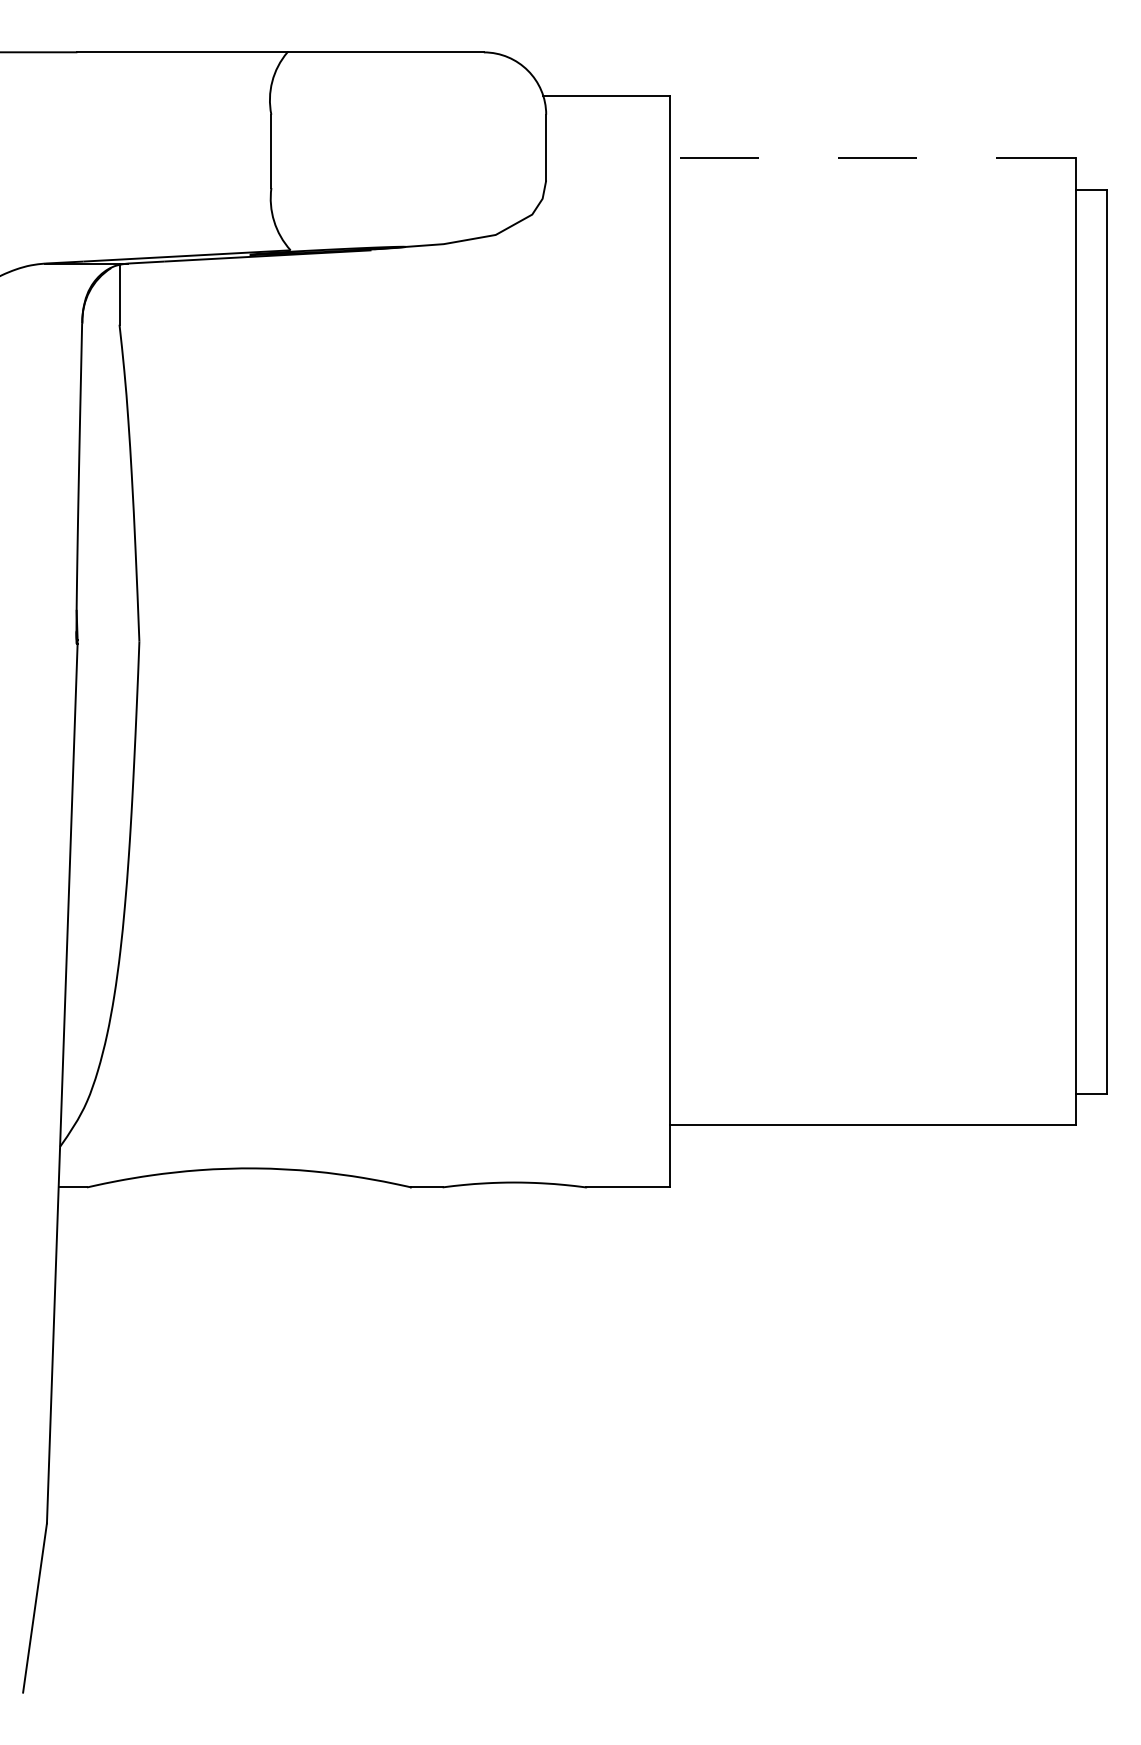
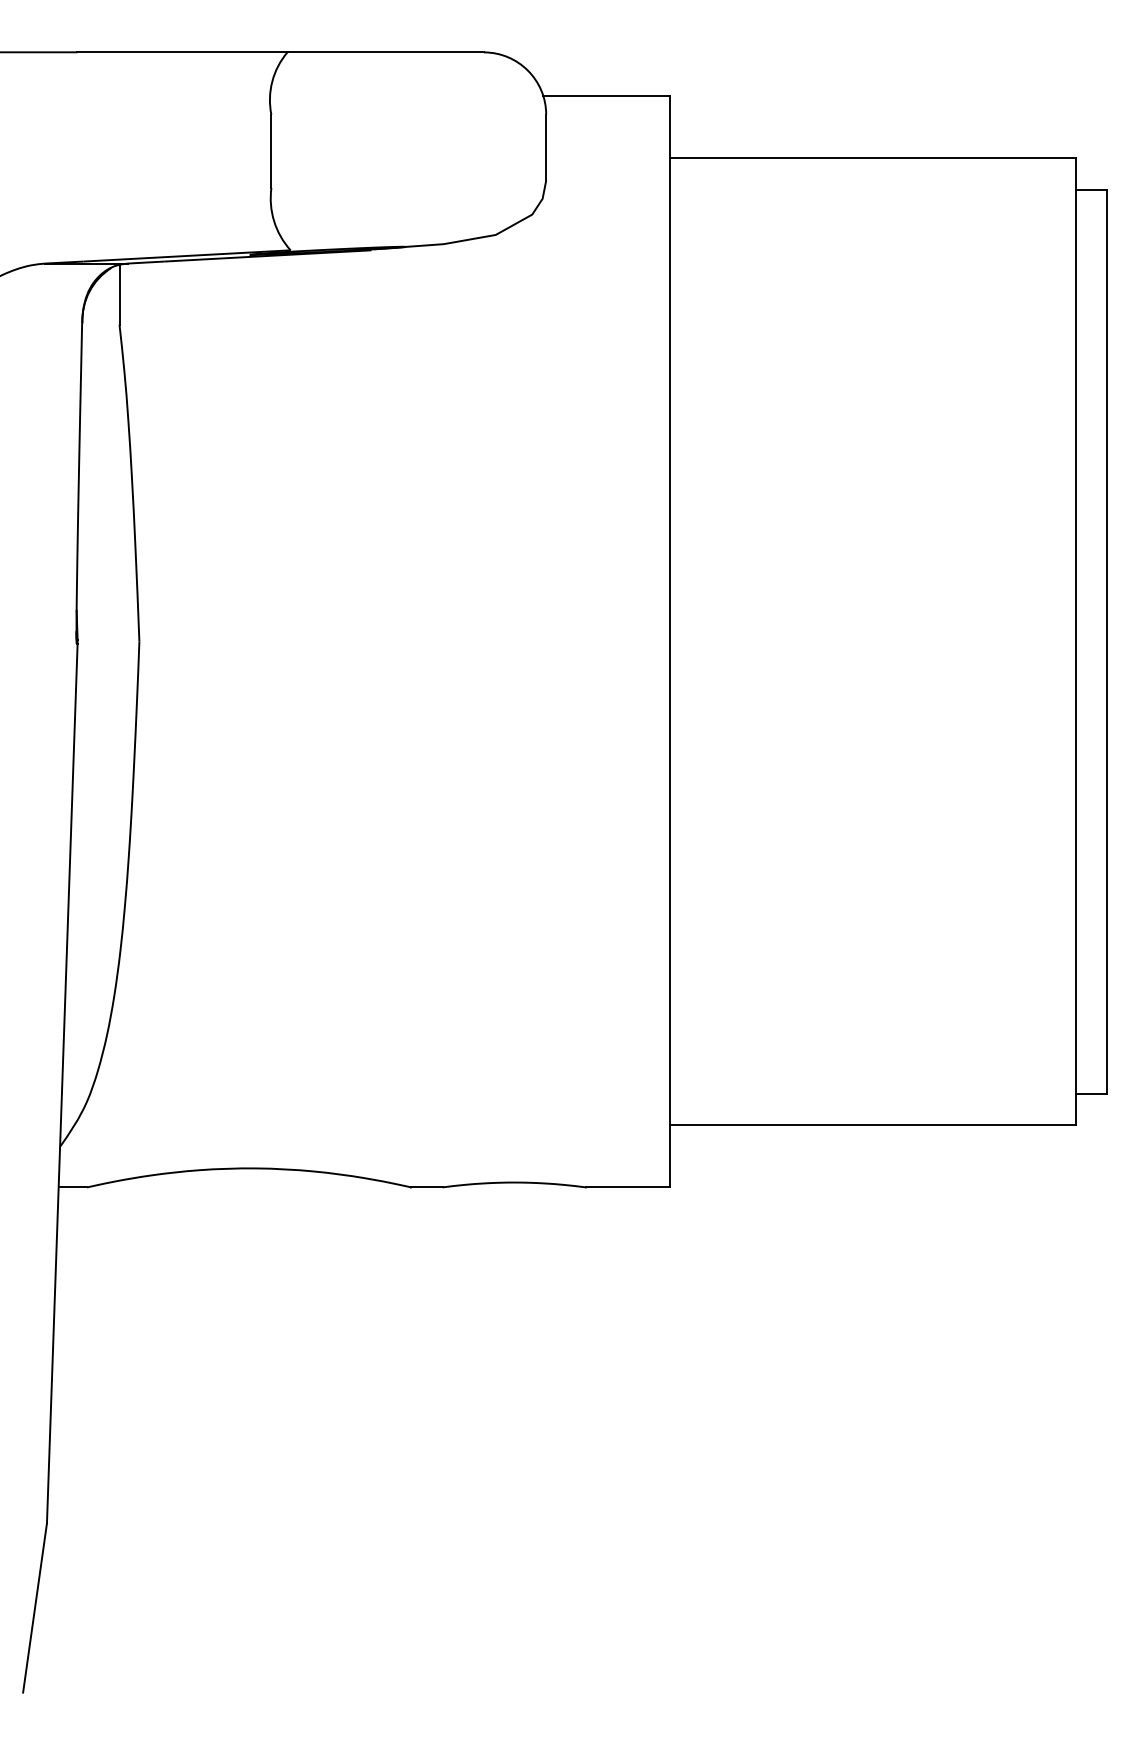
line: dashed -> solid (872, 158)
